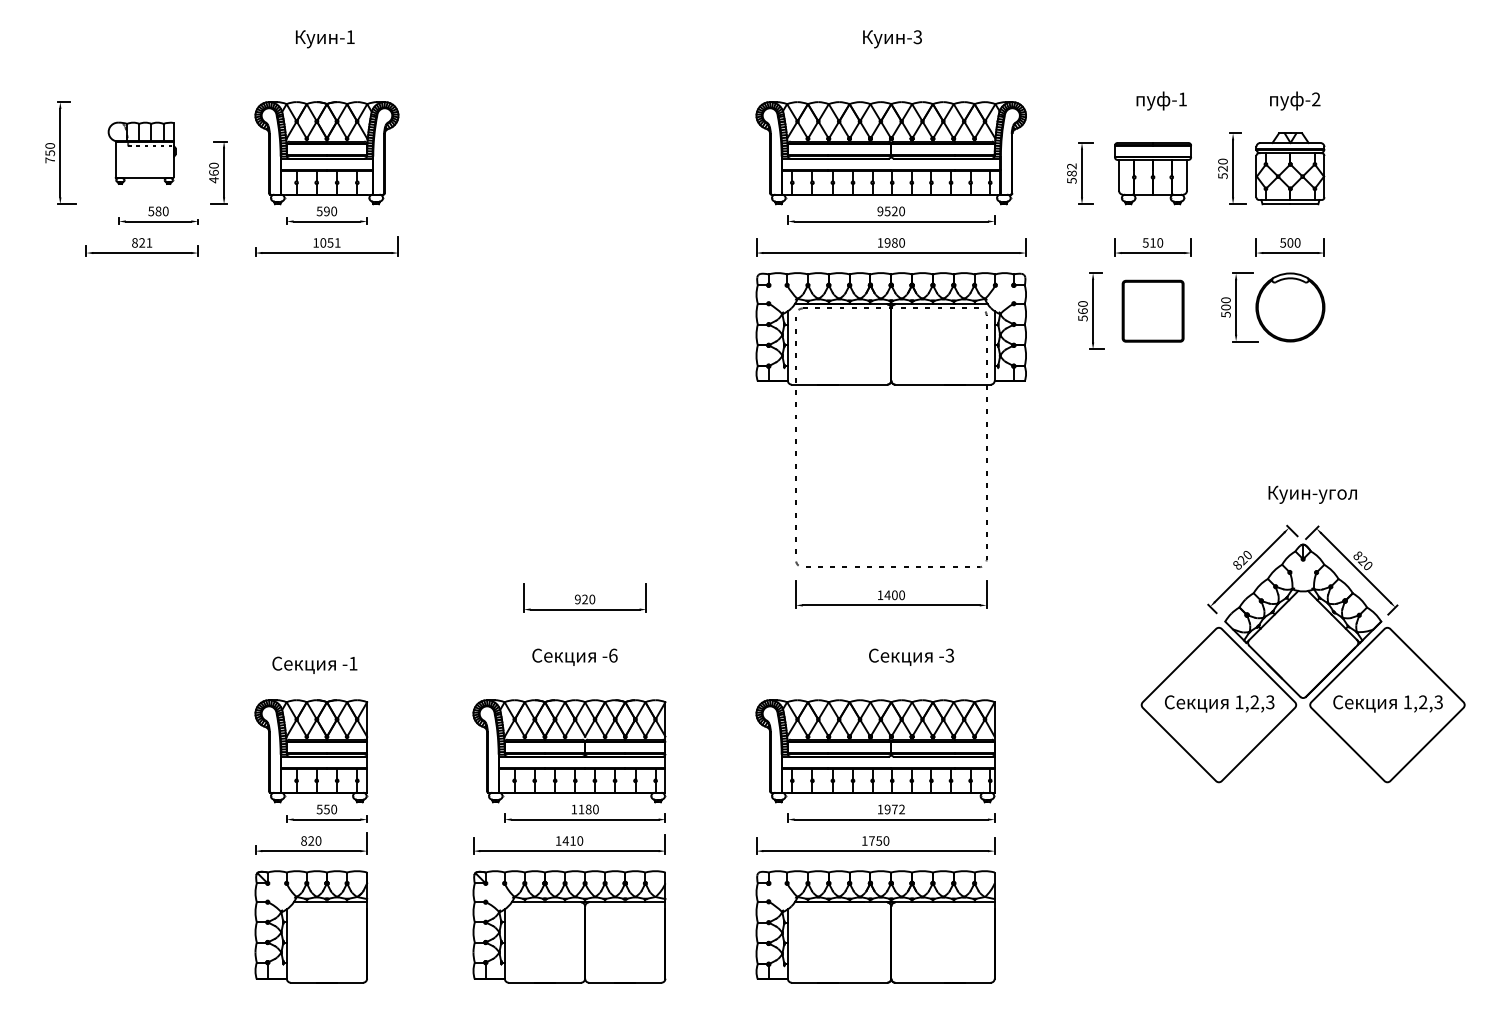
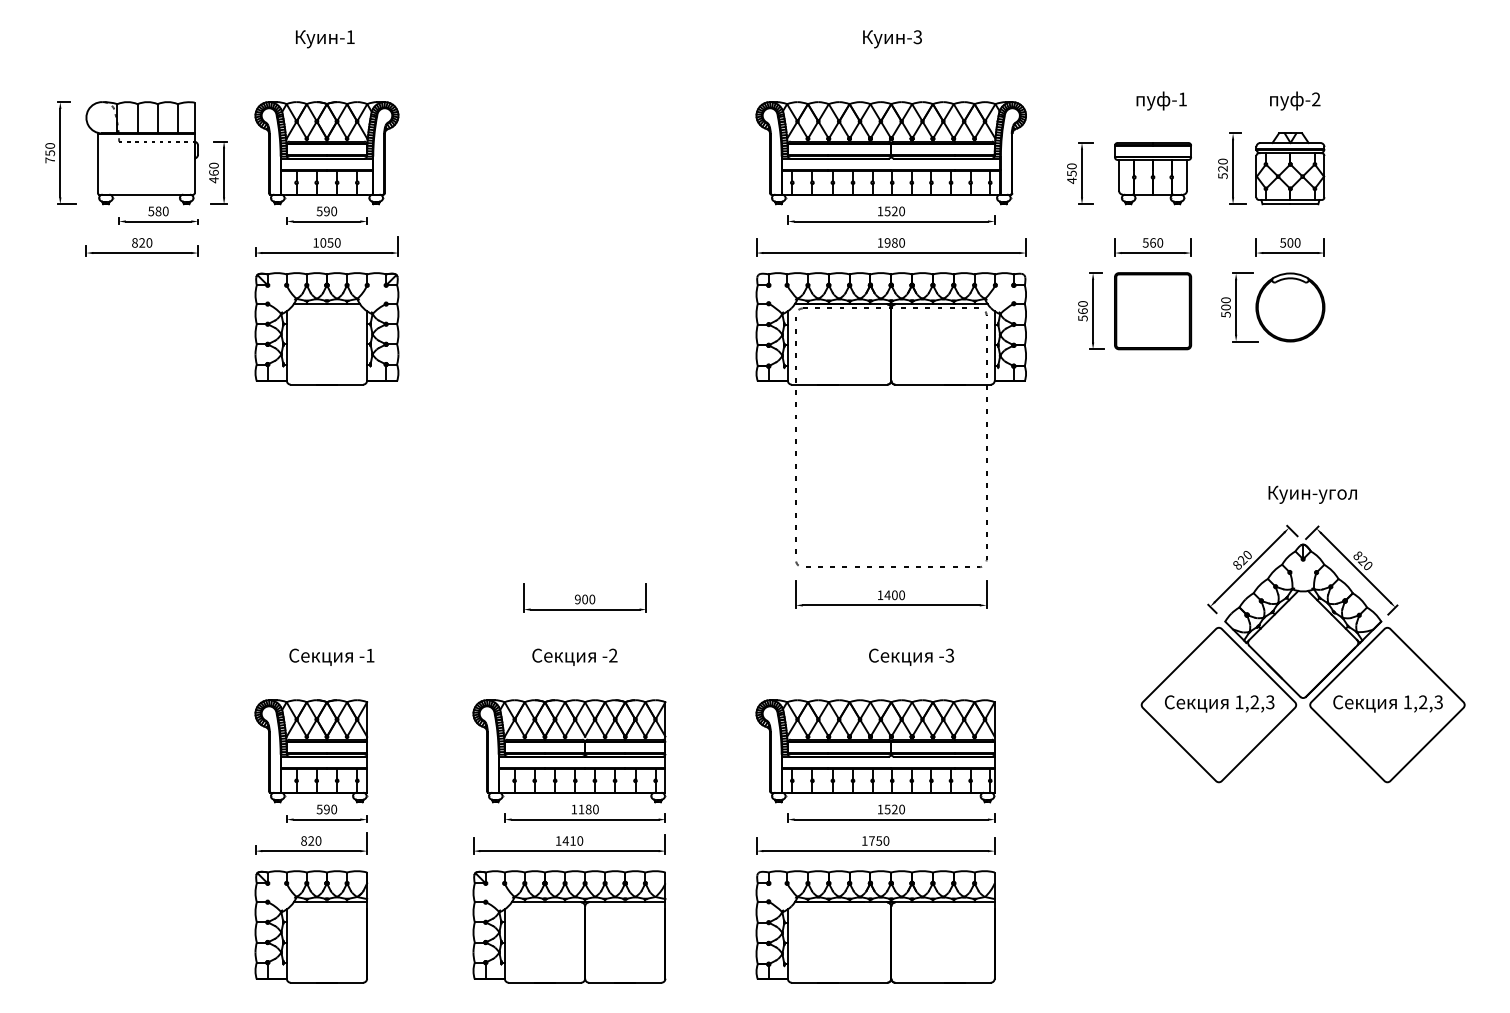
part size: 70x64 px -> 114x105 px (141, 153)
text: 582 -> 450 (1071, 173)
text: 9520 -> 1520 (880, 211)
text: 821 -> 820 (149, 242)
text: 1051 -> 1050 (337, 242)
text: 510 -> 560 (1152, 242)
part size: 64x64 px -> 79x79 px (1153, 311)
part: none -> present (326, 328)
text: 920 -> 900 (585, 599)
text: -6 -> -2 (613, 655)
text position: (314, 664) -> (331, 656) (331, 656)
text: 550 -> 590 (326, 809)
text: 1972 -> 1520 (894, 809)
